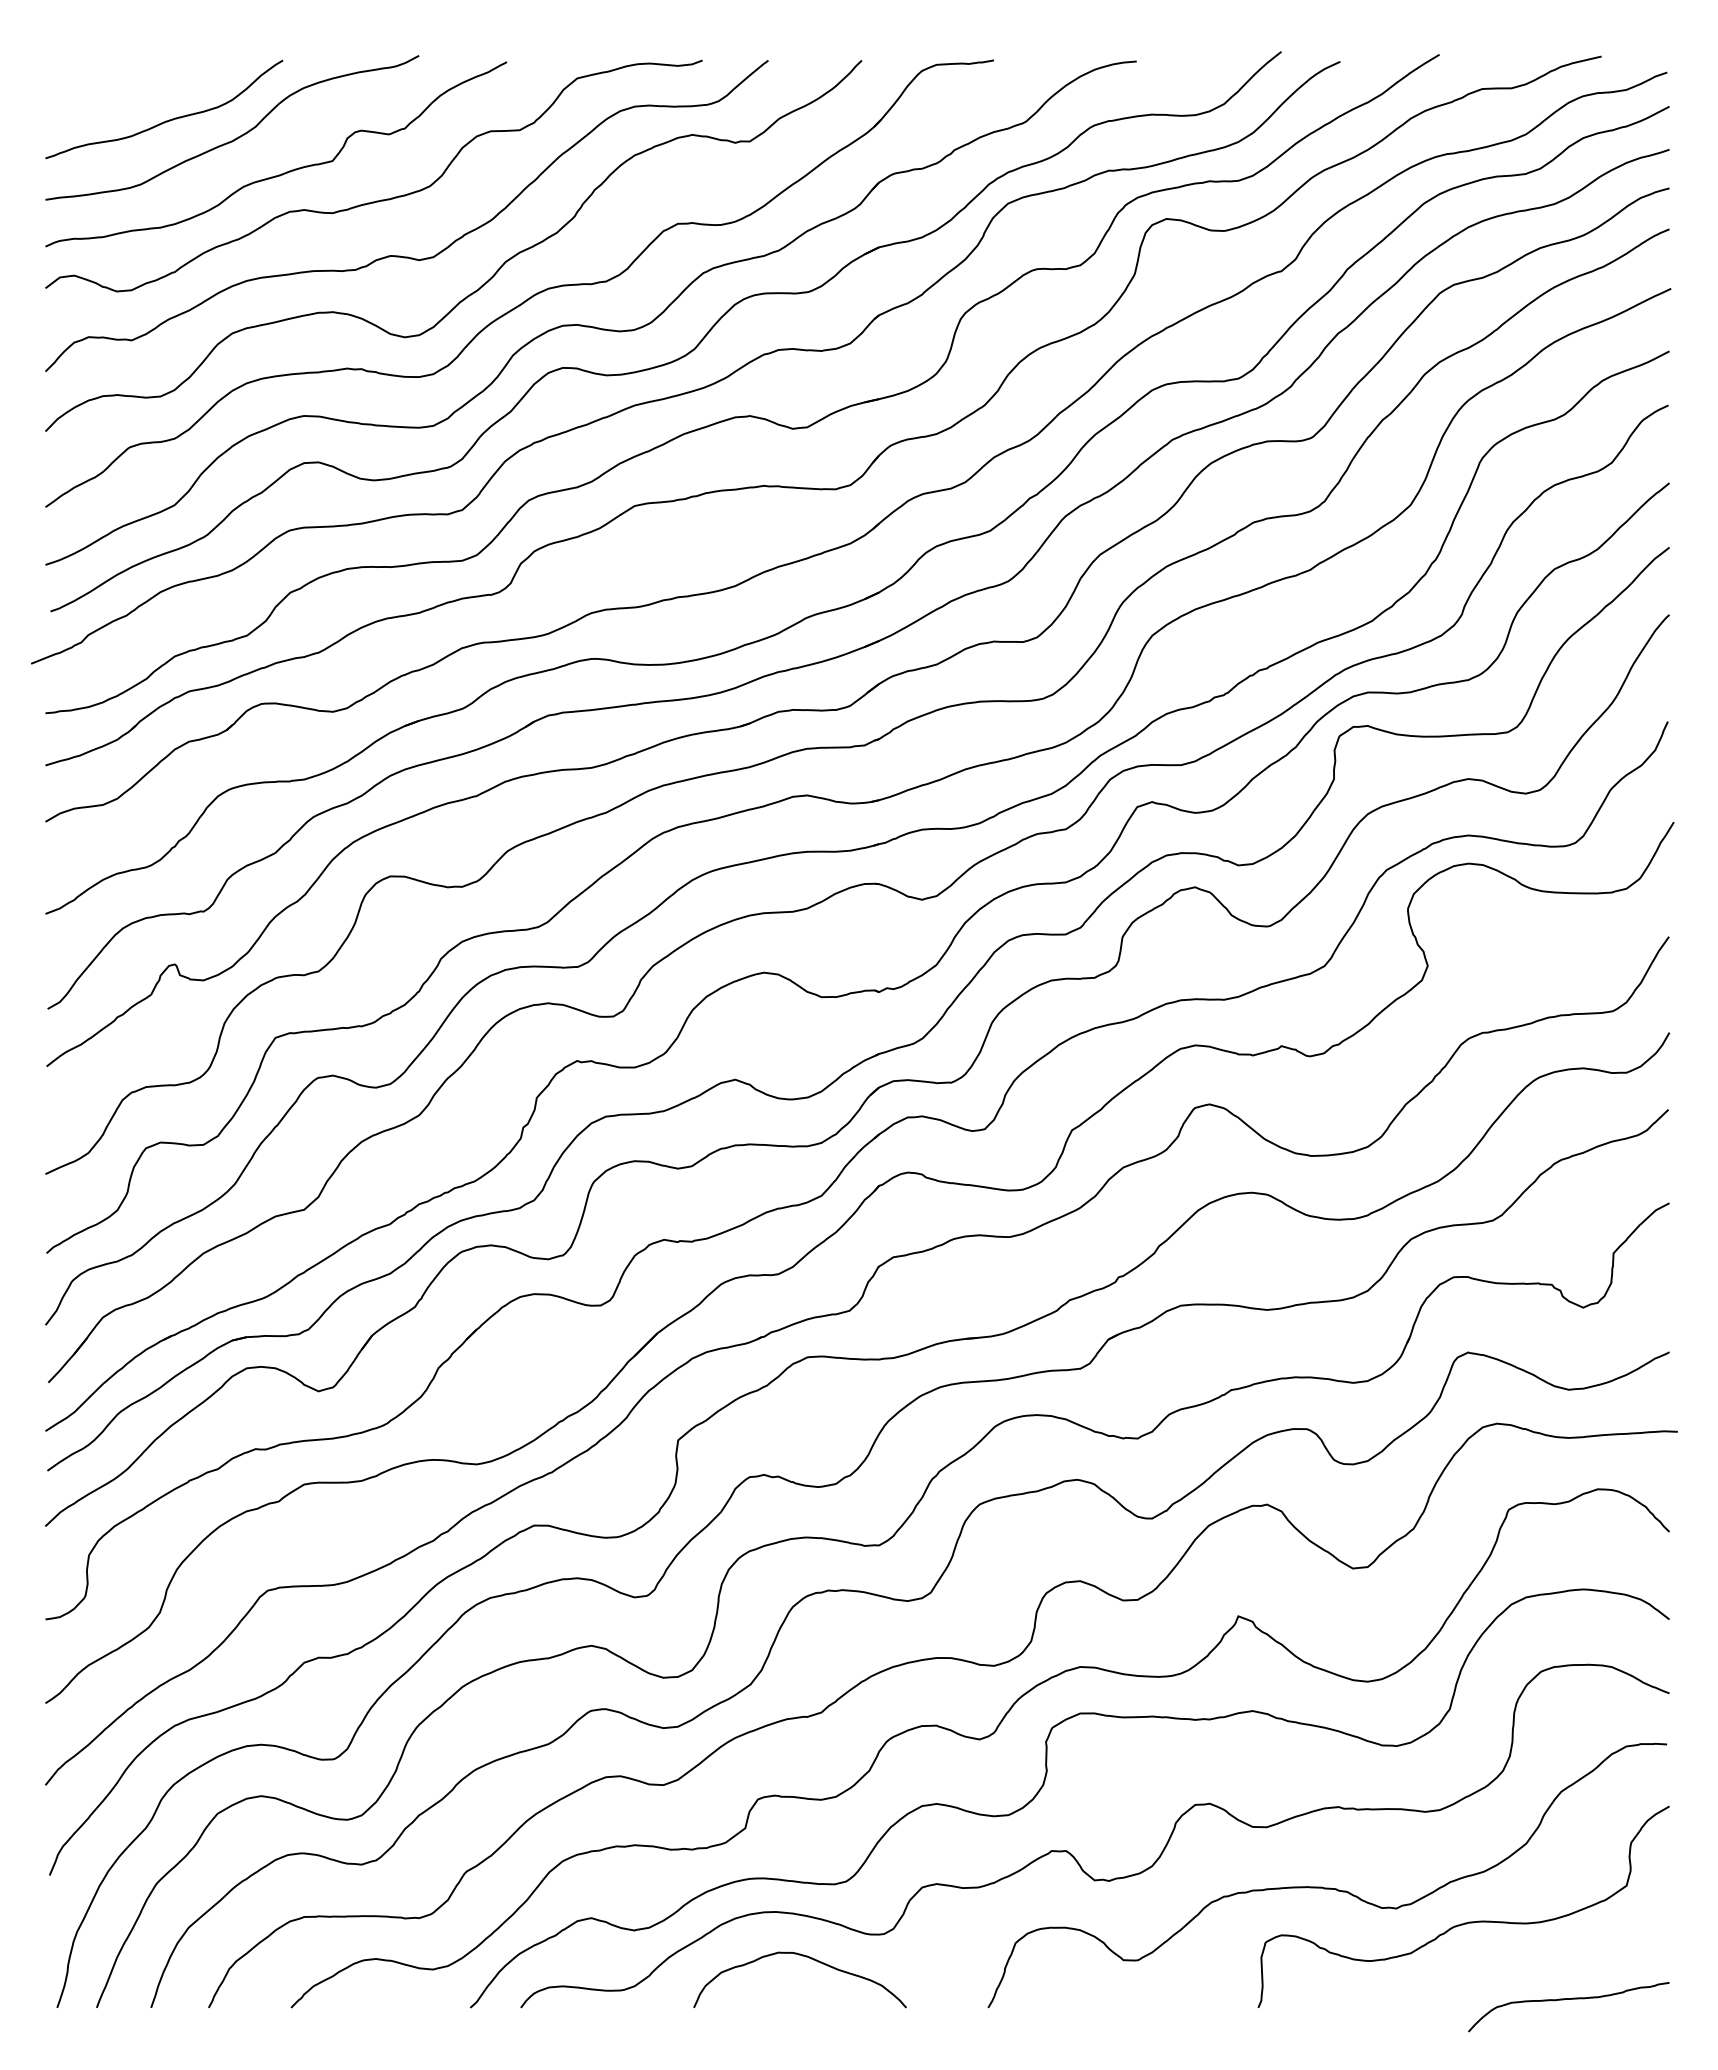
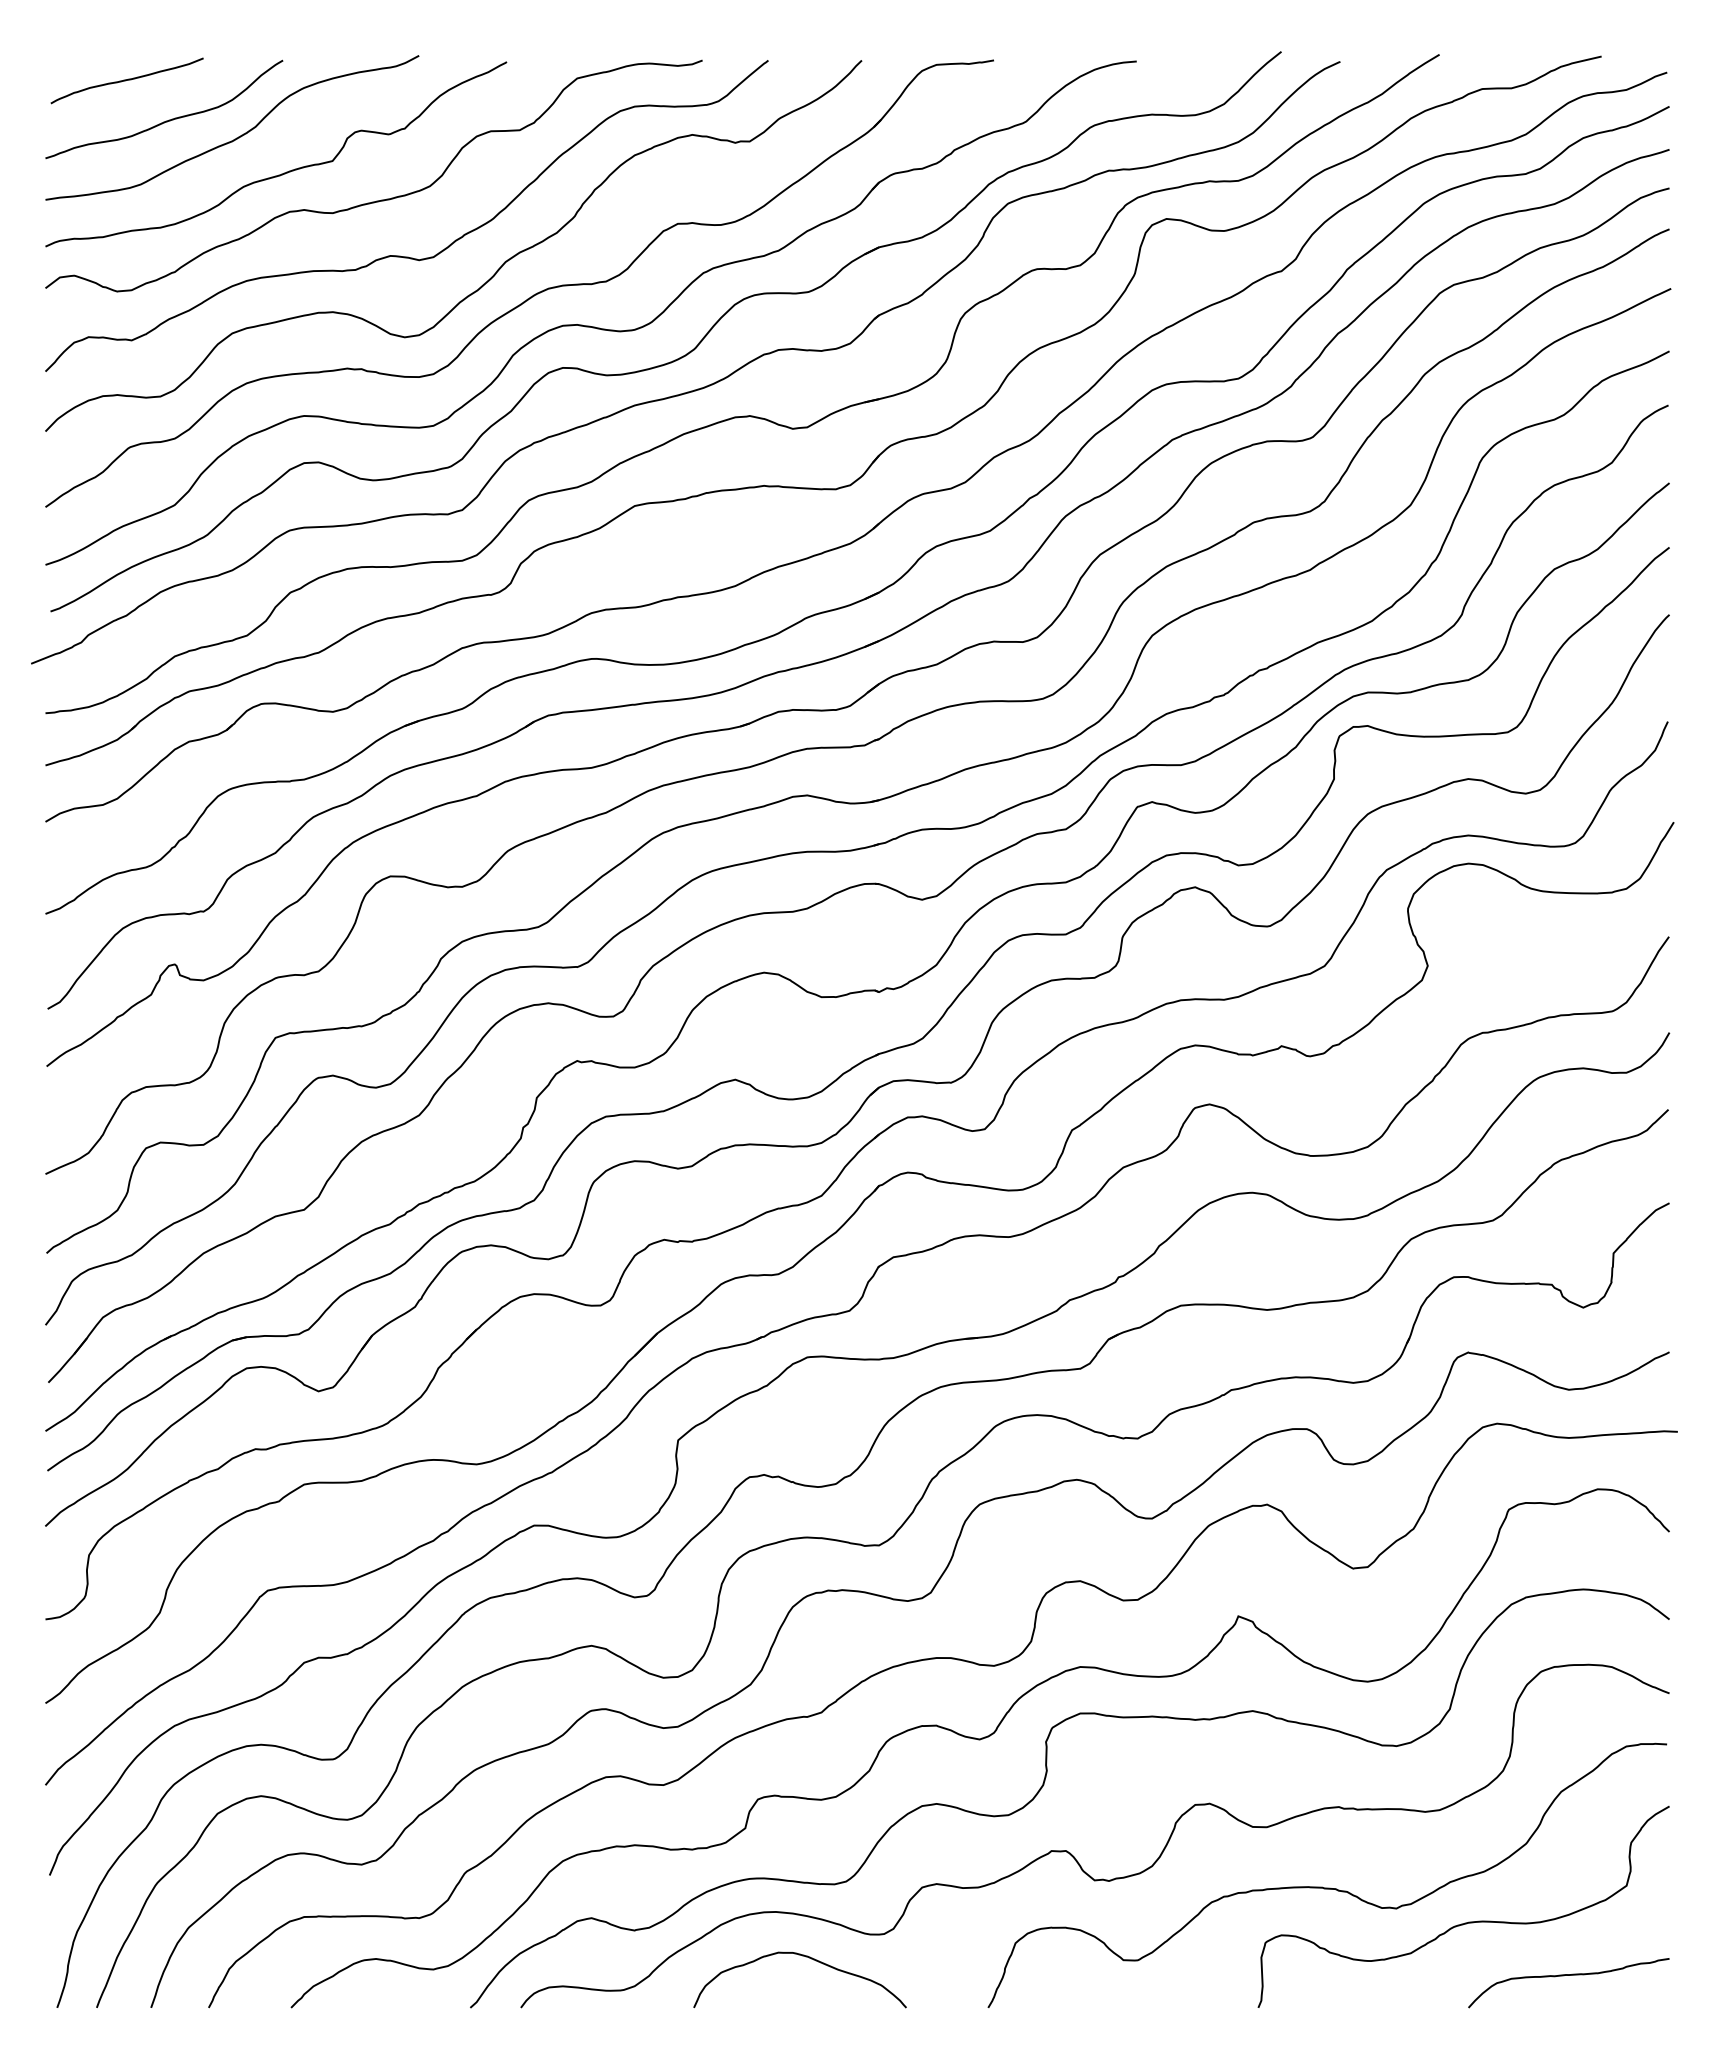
curve: none -> present (126, 80)
curve position: (1568, 1999) -> (1568, 1975) (1568, 1975)
